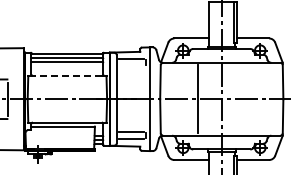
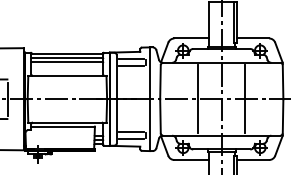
line: none -> present (130, 66)
line: dashed -> solid (66, 75)
line: none -> present (245, 99)
